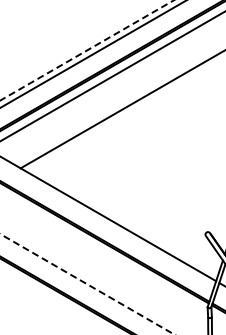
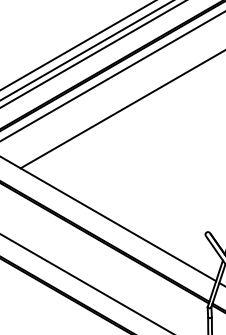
line: none -> present (77, 45)
line: dashed -> solid (87, 50)
line: dashed -> solid (87, 284)
